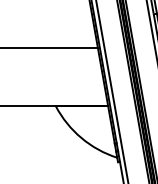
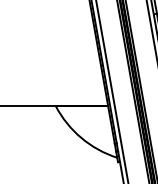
line: present -> none (49, 47)
